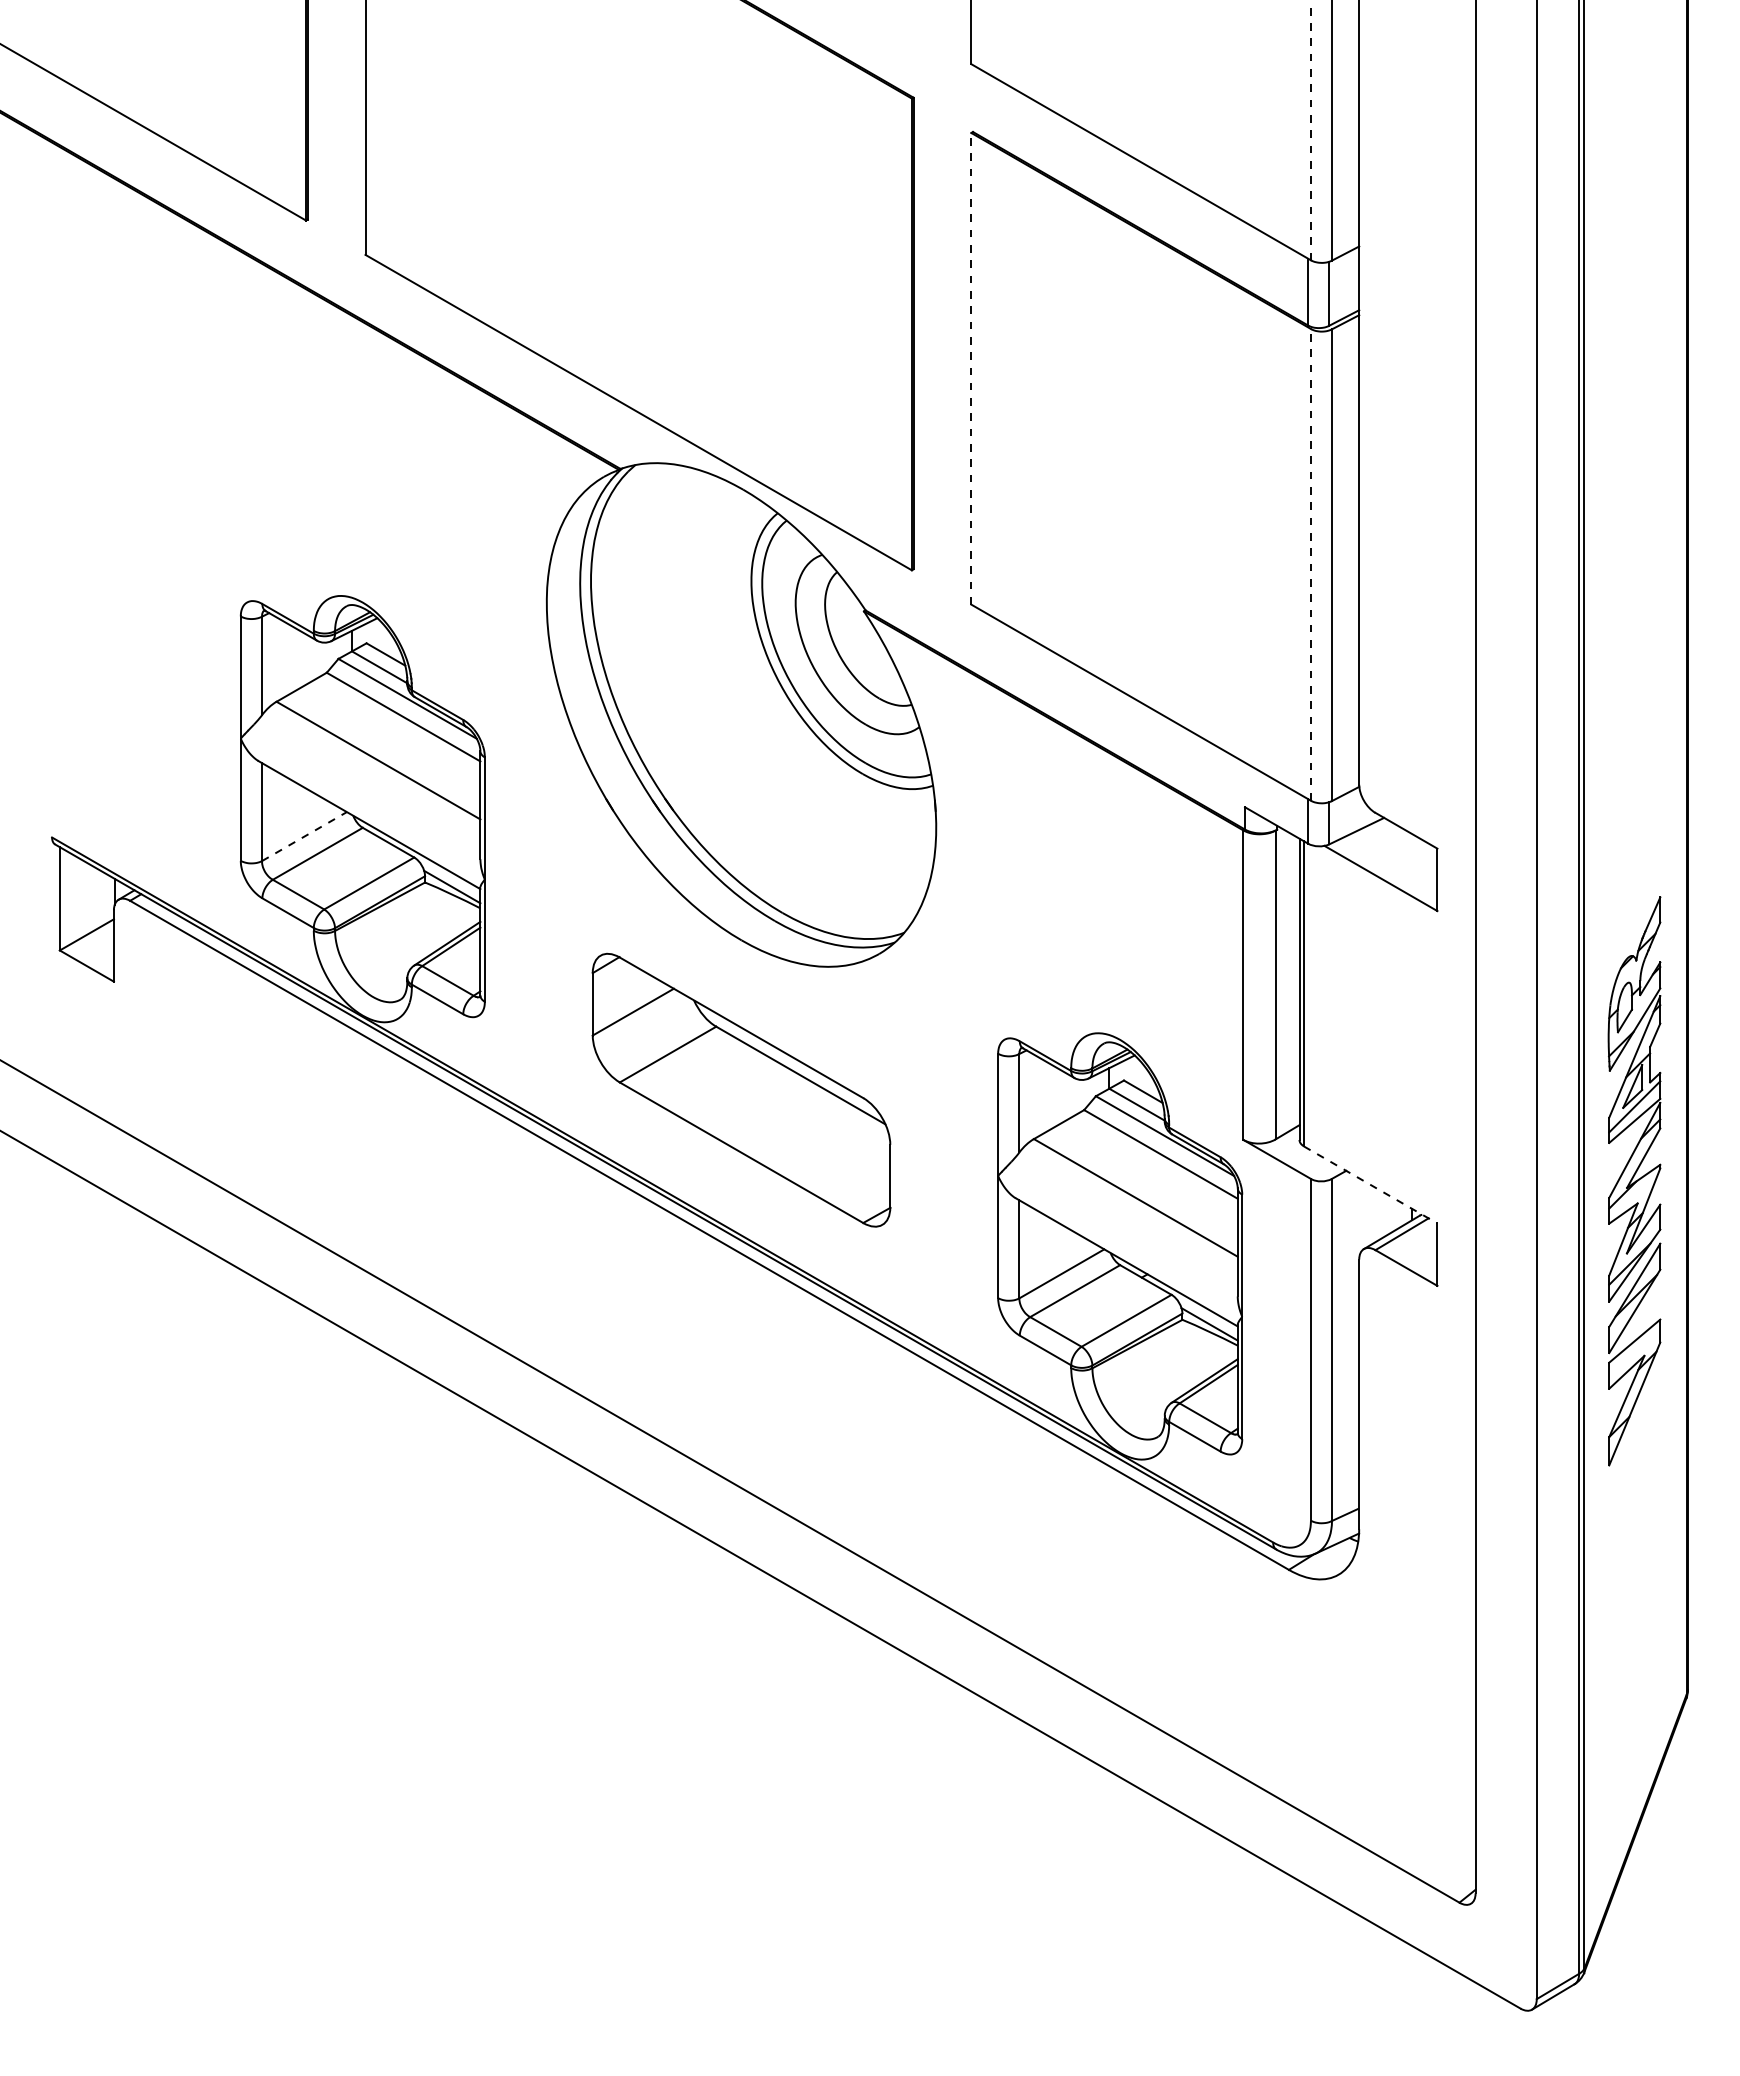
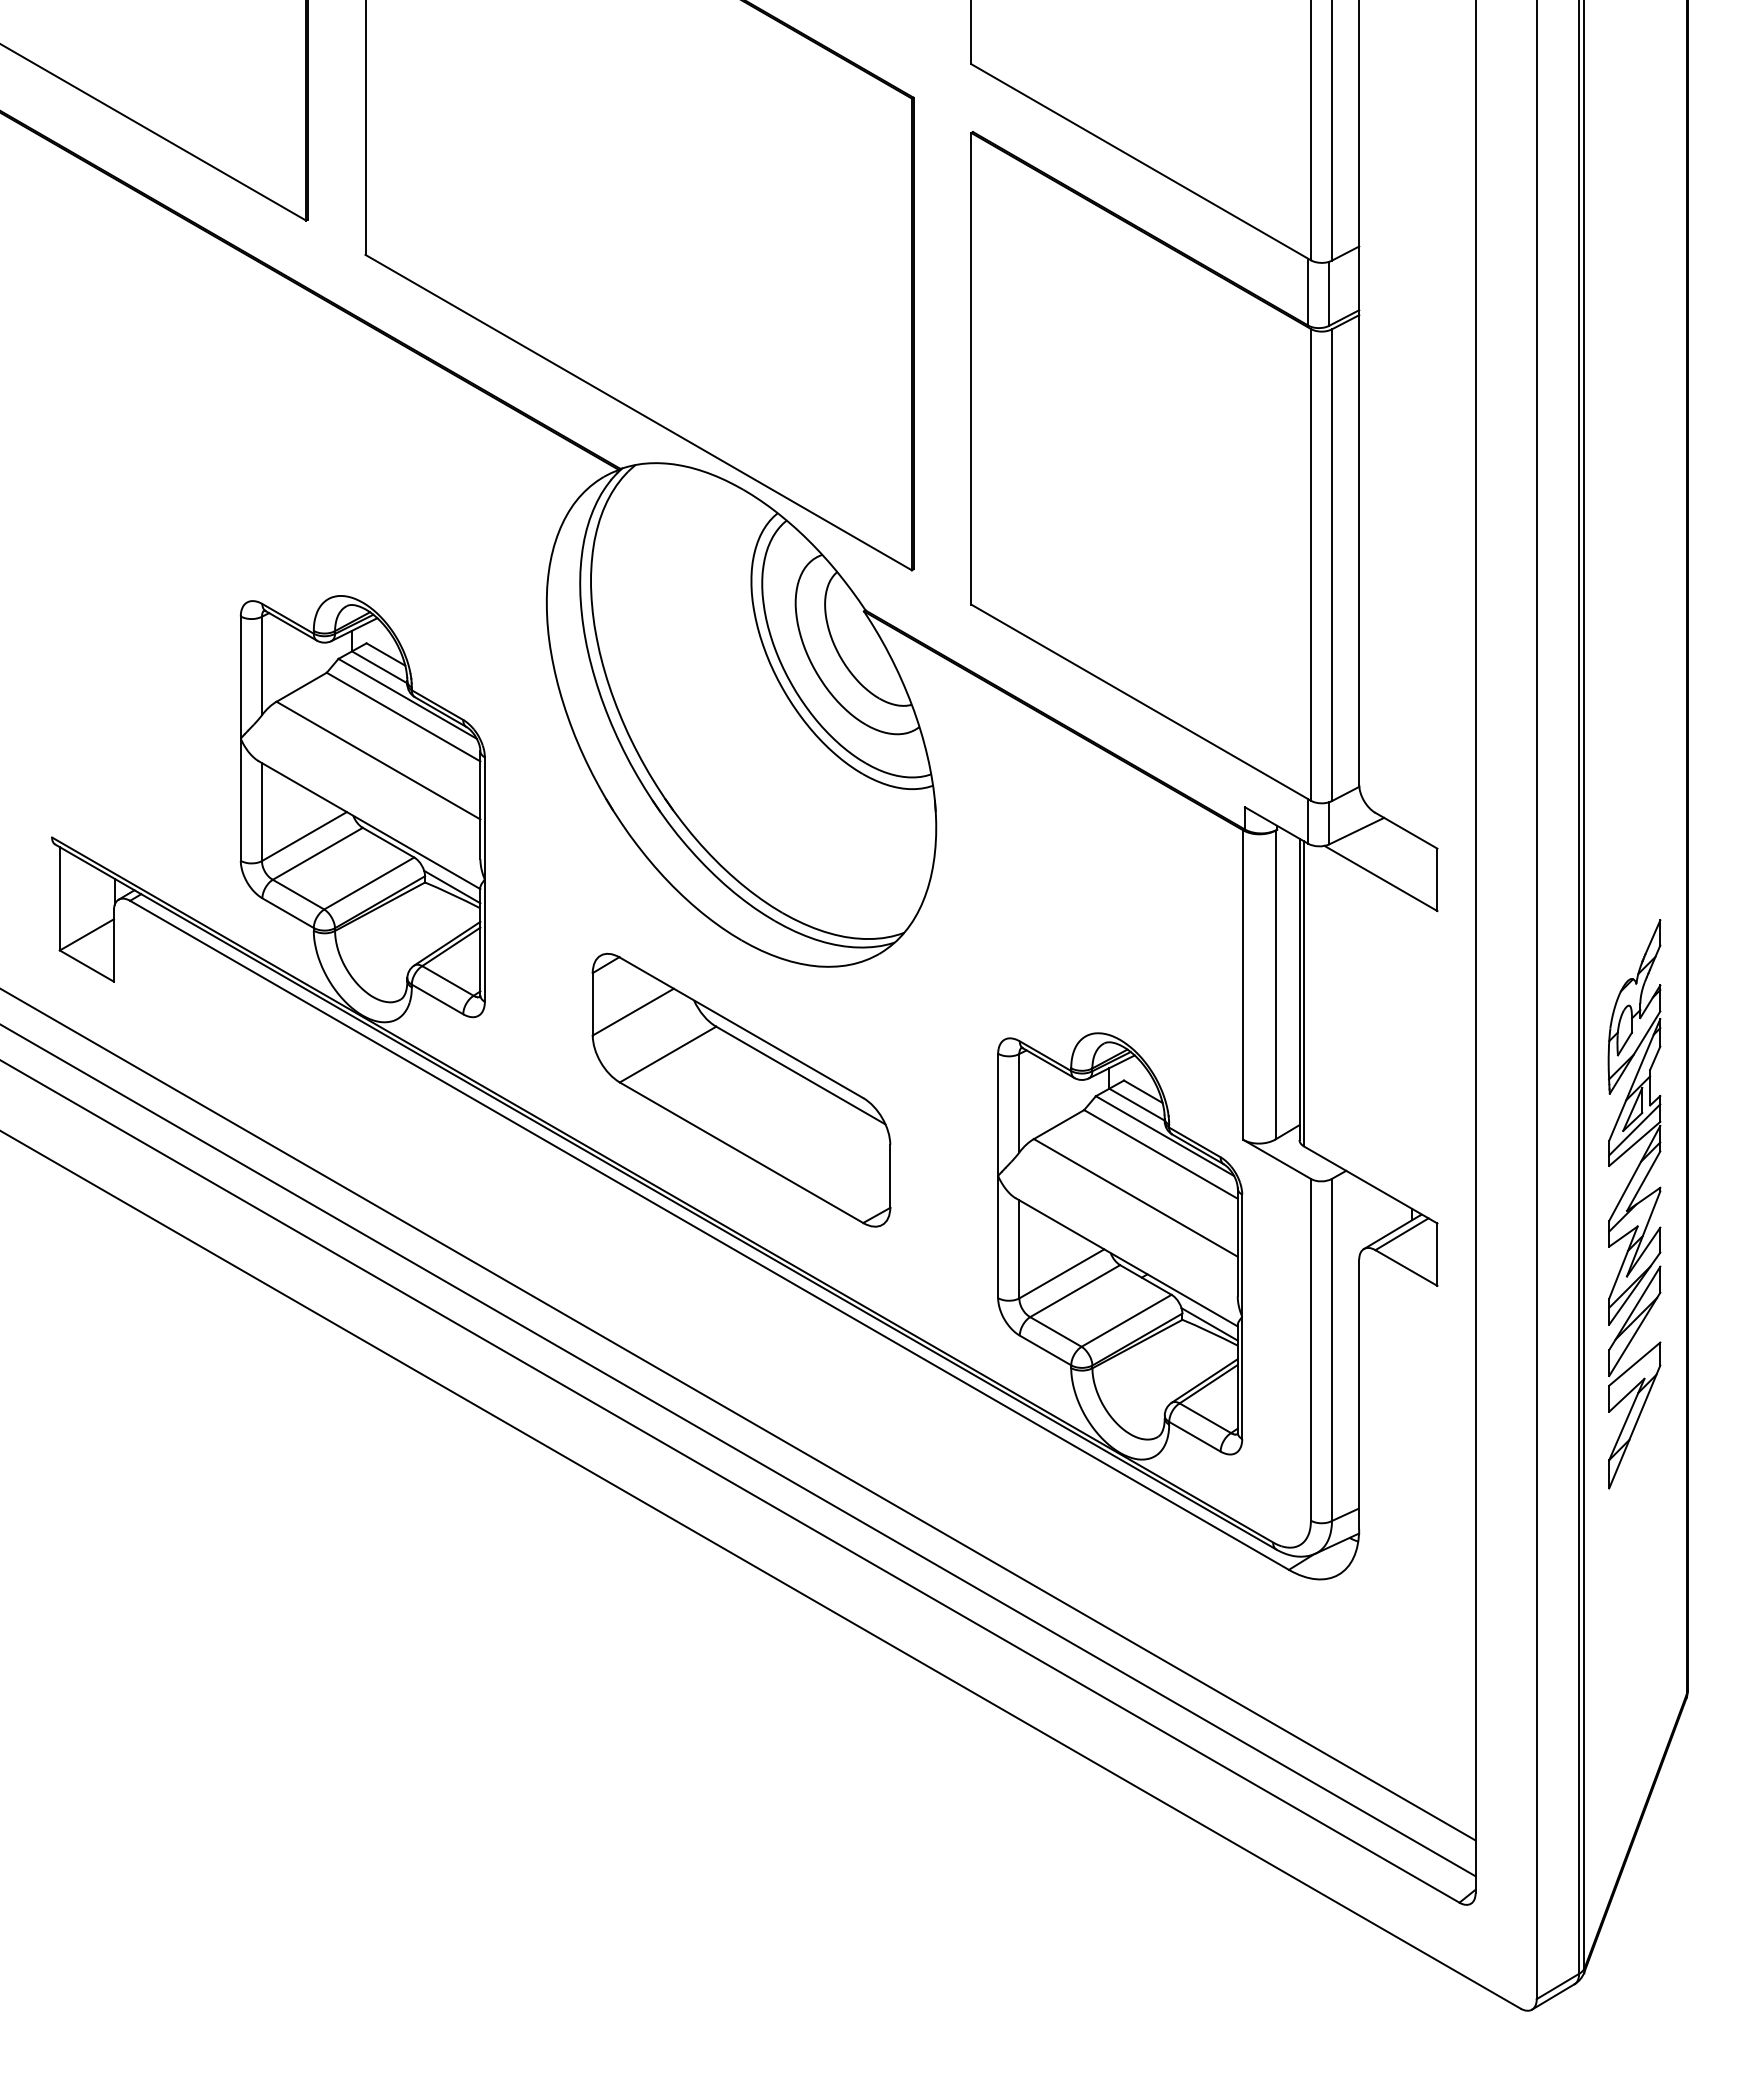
line: dashed -> solid (1310, 130)
line: dashed -> solid (971, 368)
line: dashed -> solid (1310, 564)
line: dashed -> solid (304, 836)
part position: (1634, 1181) -> (1634, 1204) (1634, 1204)
line: dashed -> solid (1371, 1185)
line: none -> present (738, 1414)
line: none -> present (738, 1450)
